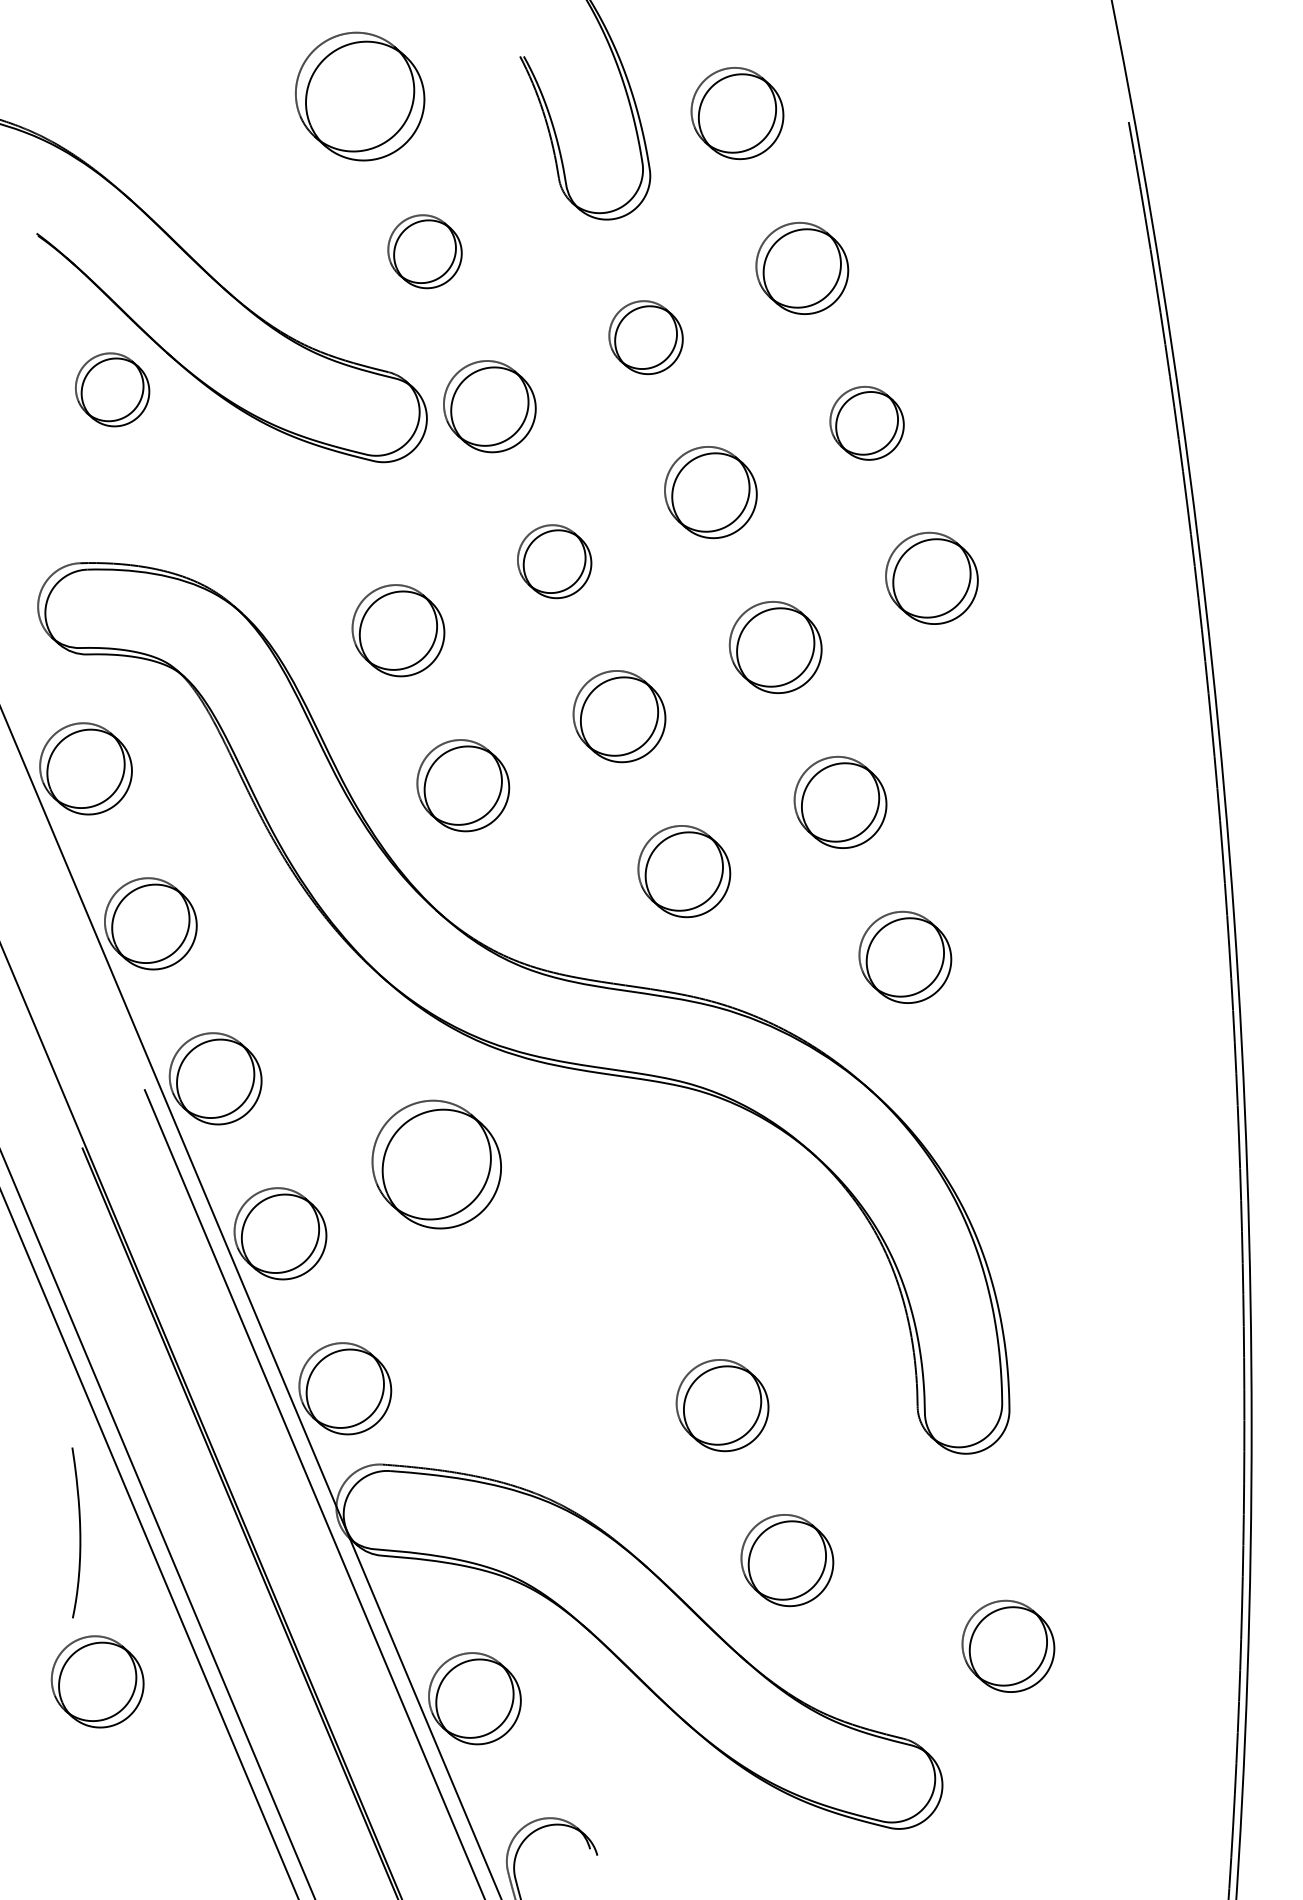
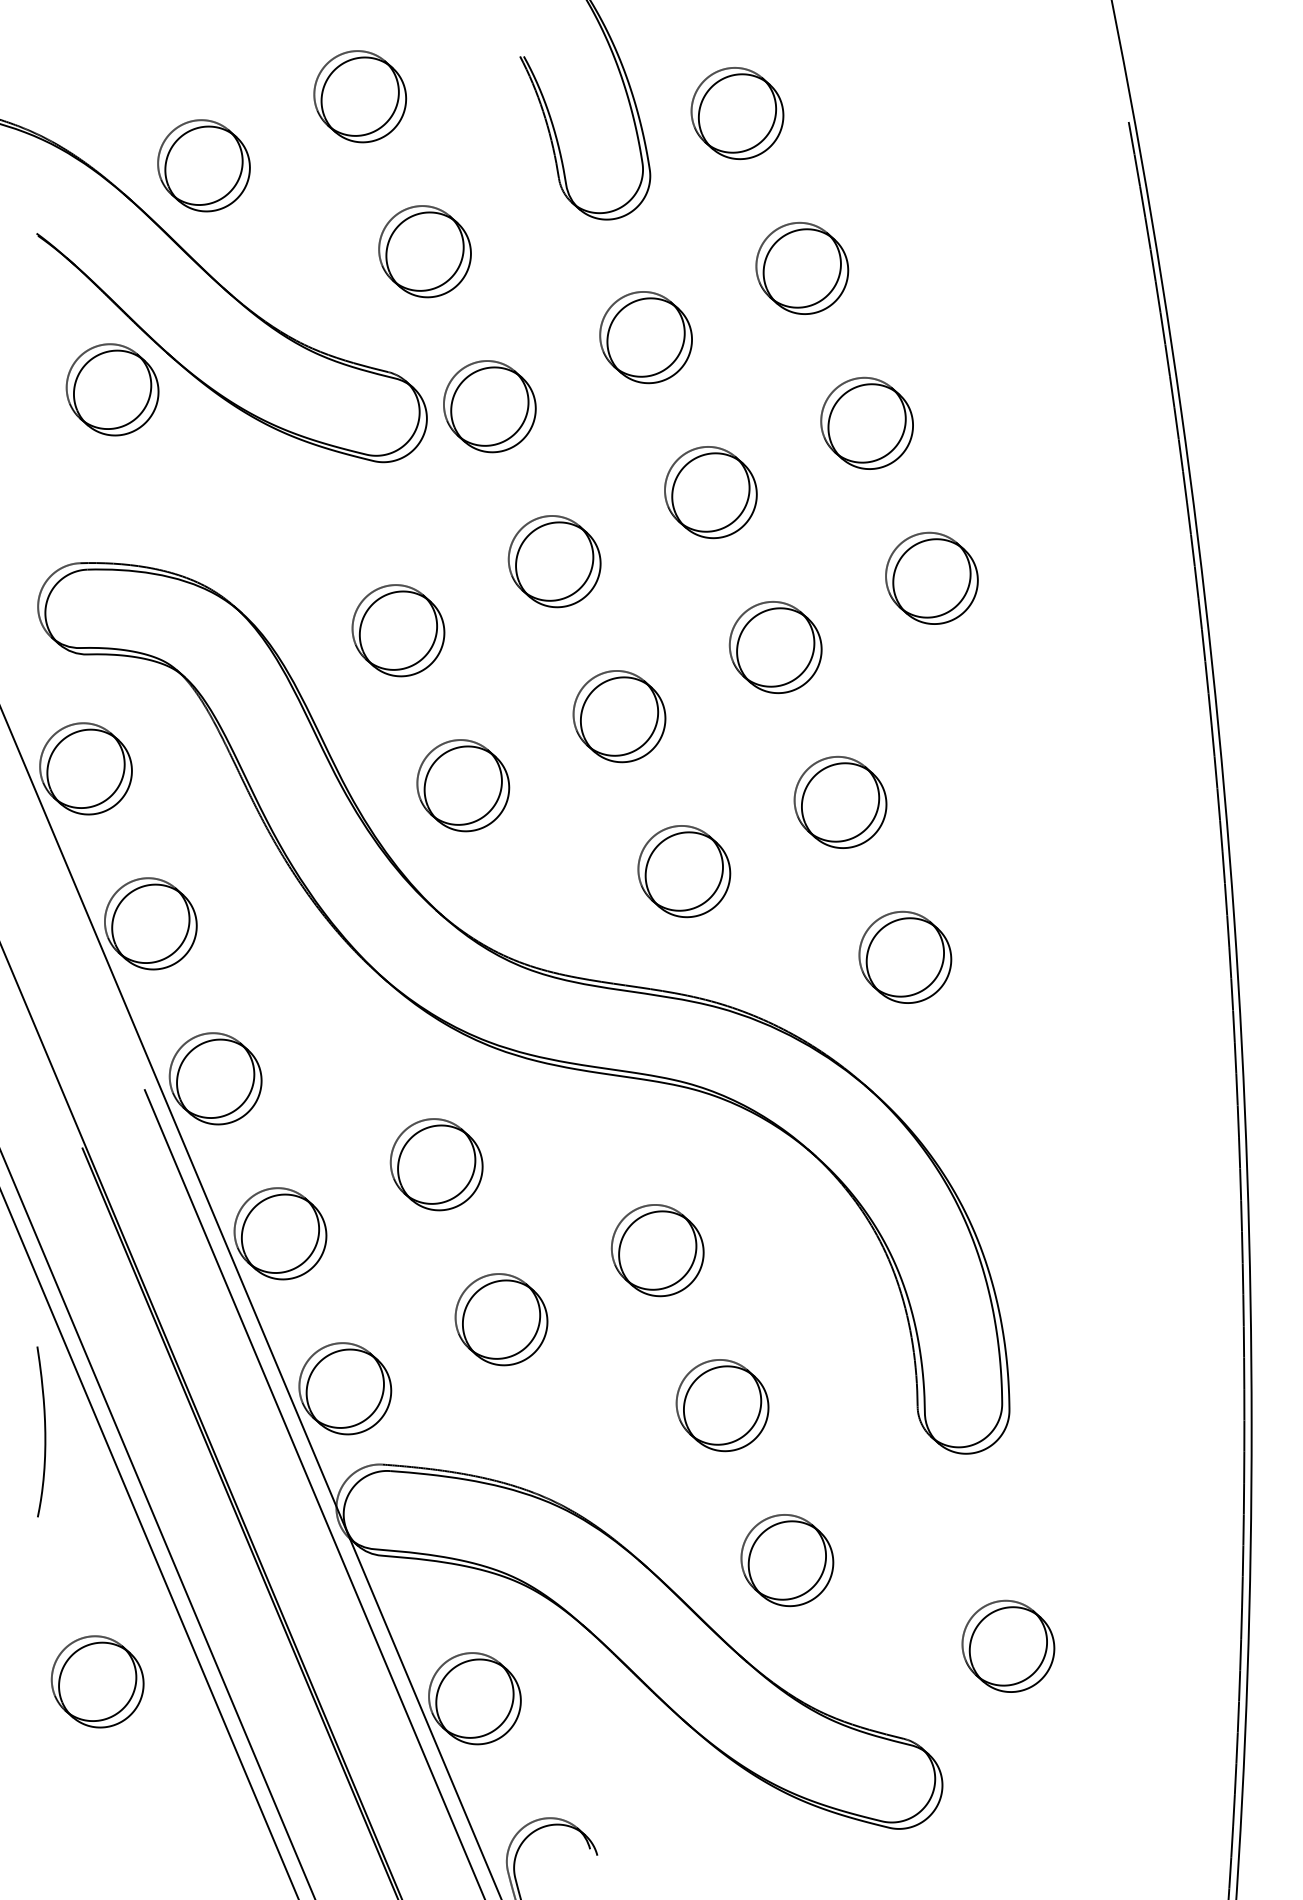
part size: 131x131 px -> 95x94 px (360, 96)
part: none -> present (203, 165)
part size: 76x76 px -> 94x94 px (424, 251)
part size: 76x76 px -> 94x94 px (645, 337)
part size: 76x76 px -> 95x94 px (112, 389)
part size: 76x75 px -> 94x94 px (866, 422)
part size: 76x76 px -> 95x94 px (554, 561)
part size: 131x131 px -> 95x94 px (436, 1164)
part: none -> present (657, 1250)
part: none -> present (501, 1319)
curve position: (79, 1532) -> (44, 1431) (44, 1431)
